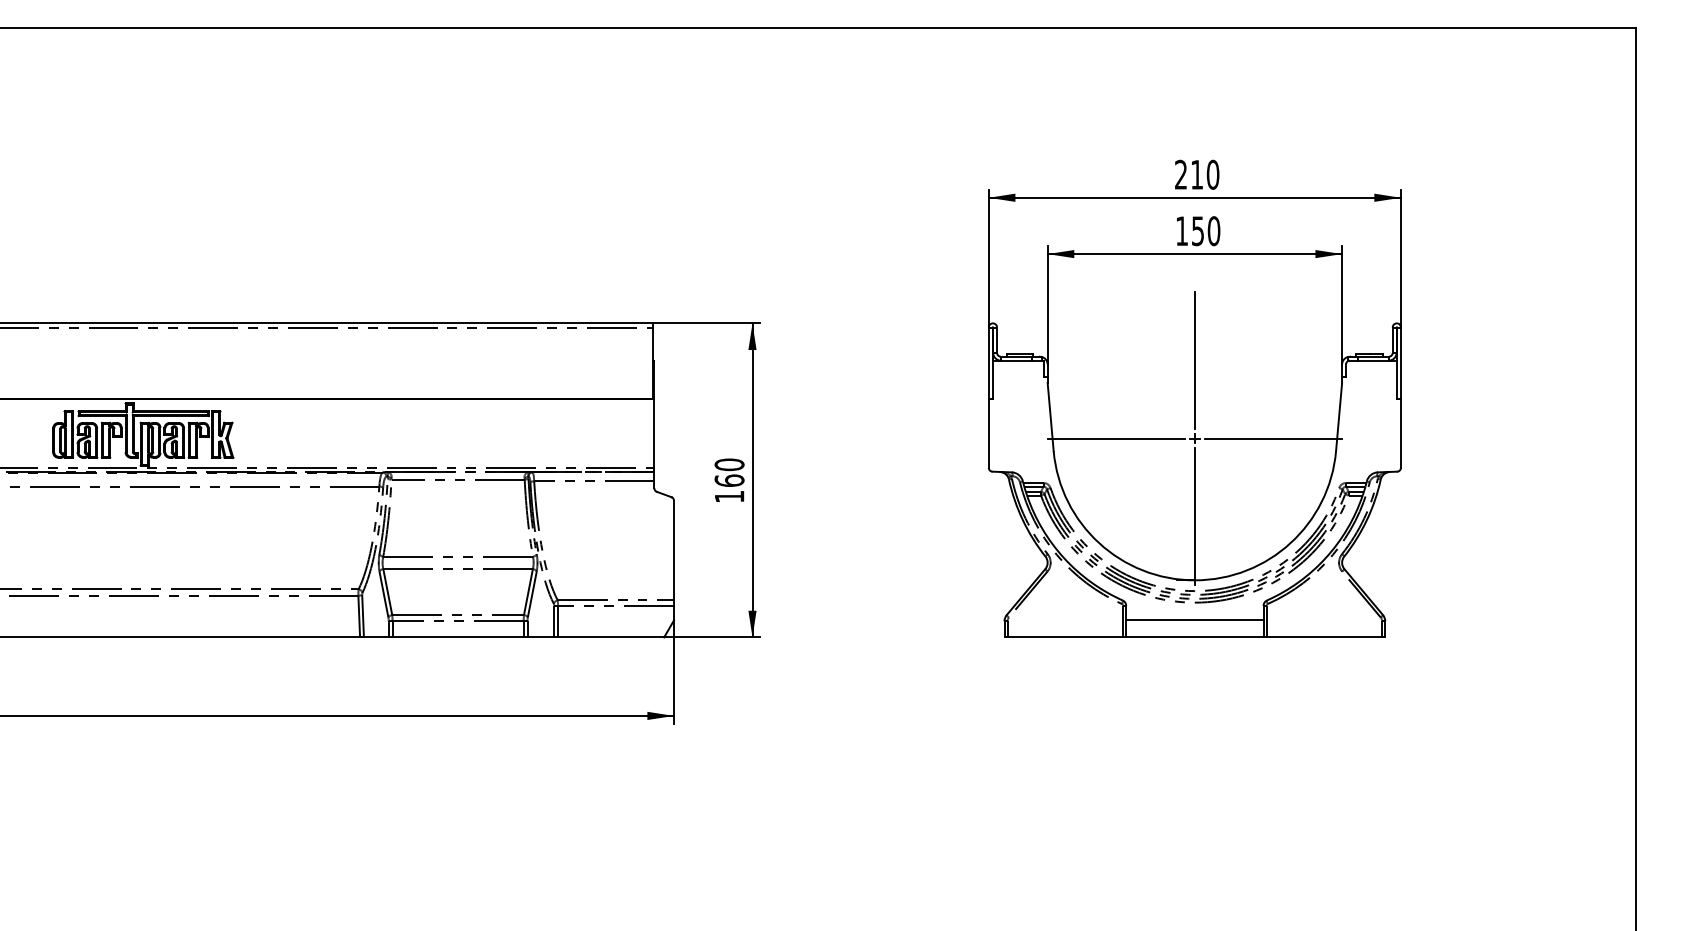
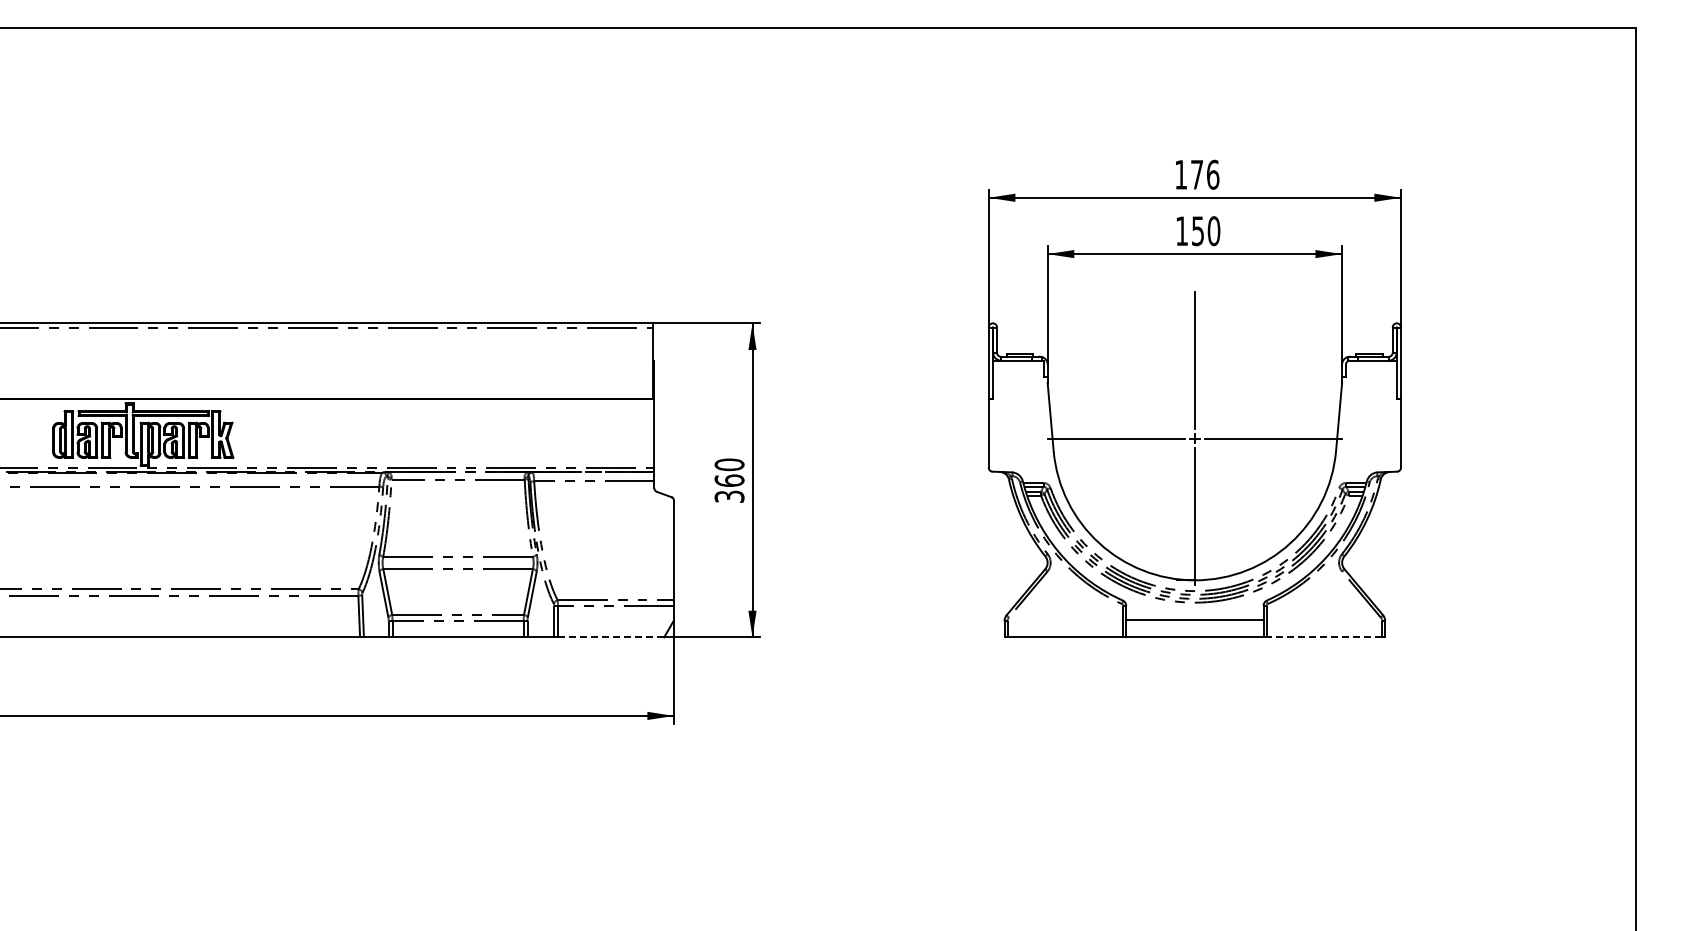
text: 210 -> 176 (1197, 174)
text: 160 -> 360 (729, 496)
line: solid -> dashed (611, 637)
line: solid -> dashed (1324, 637)
